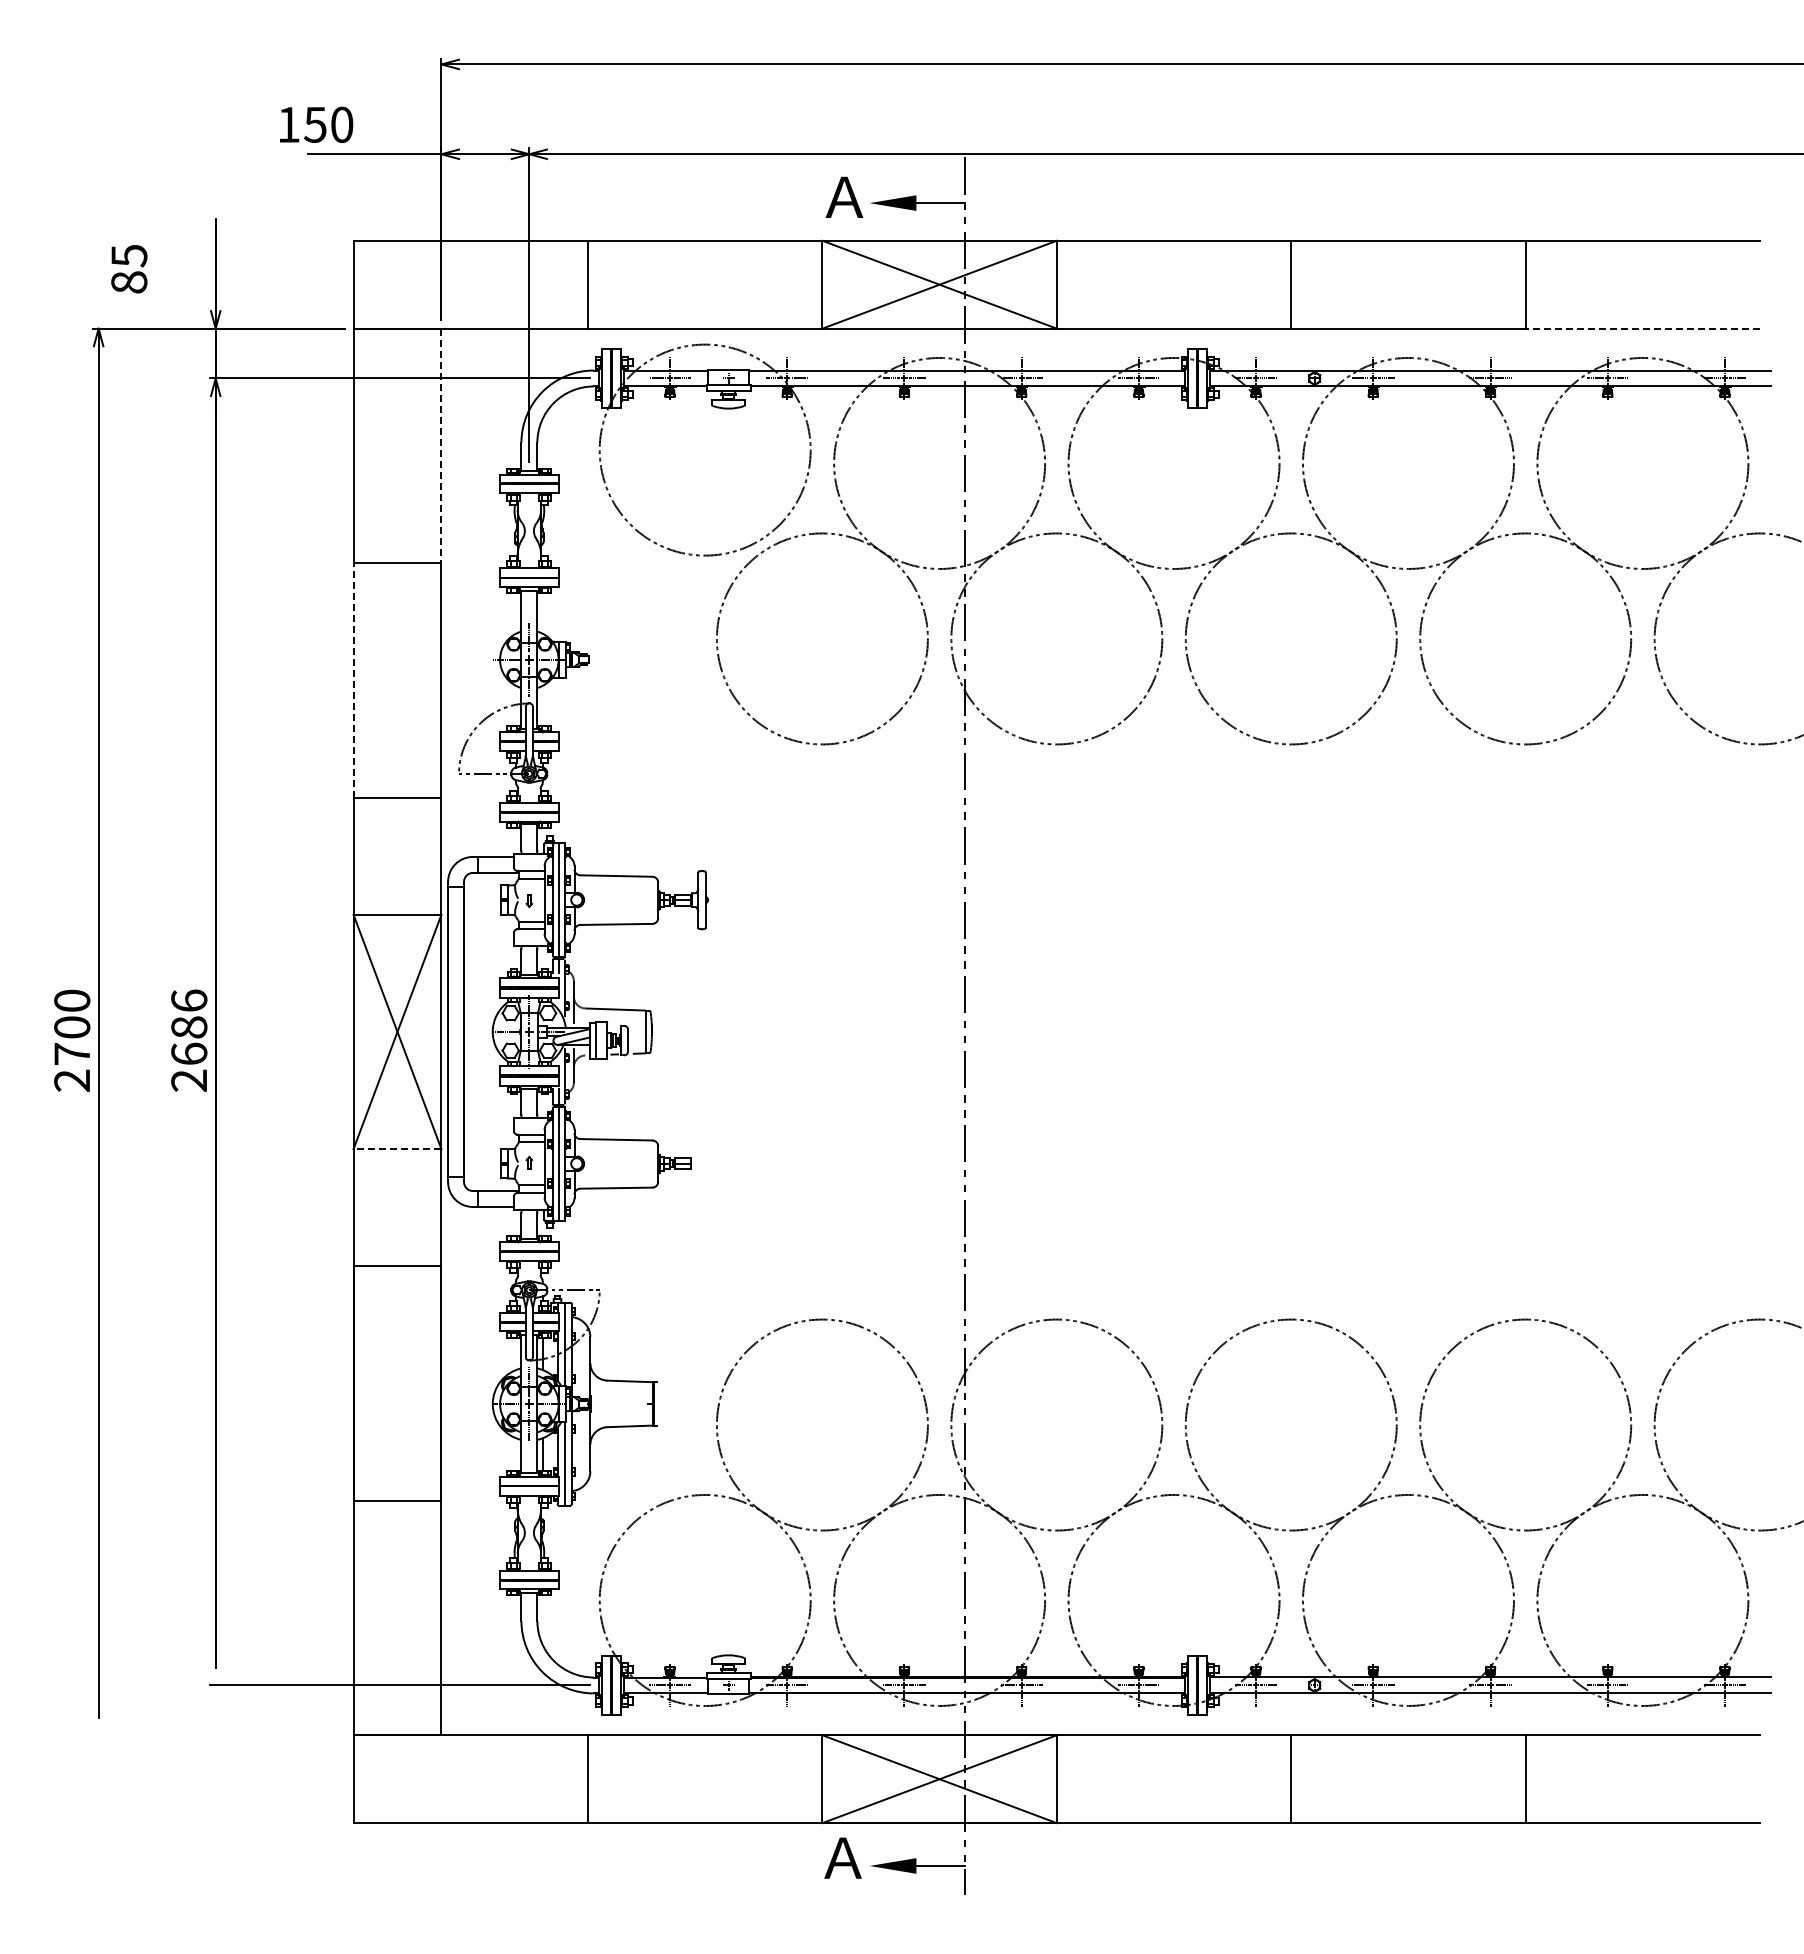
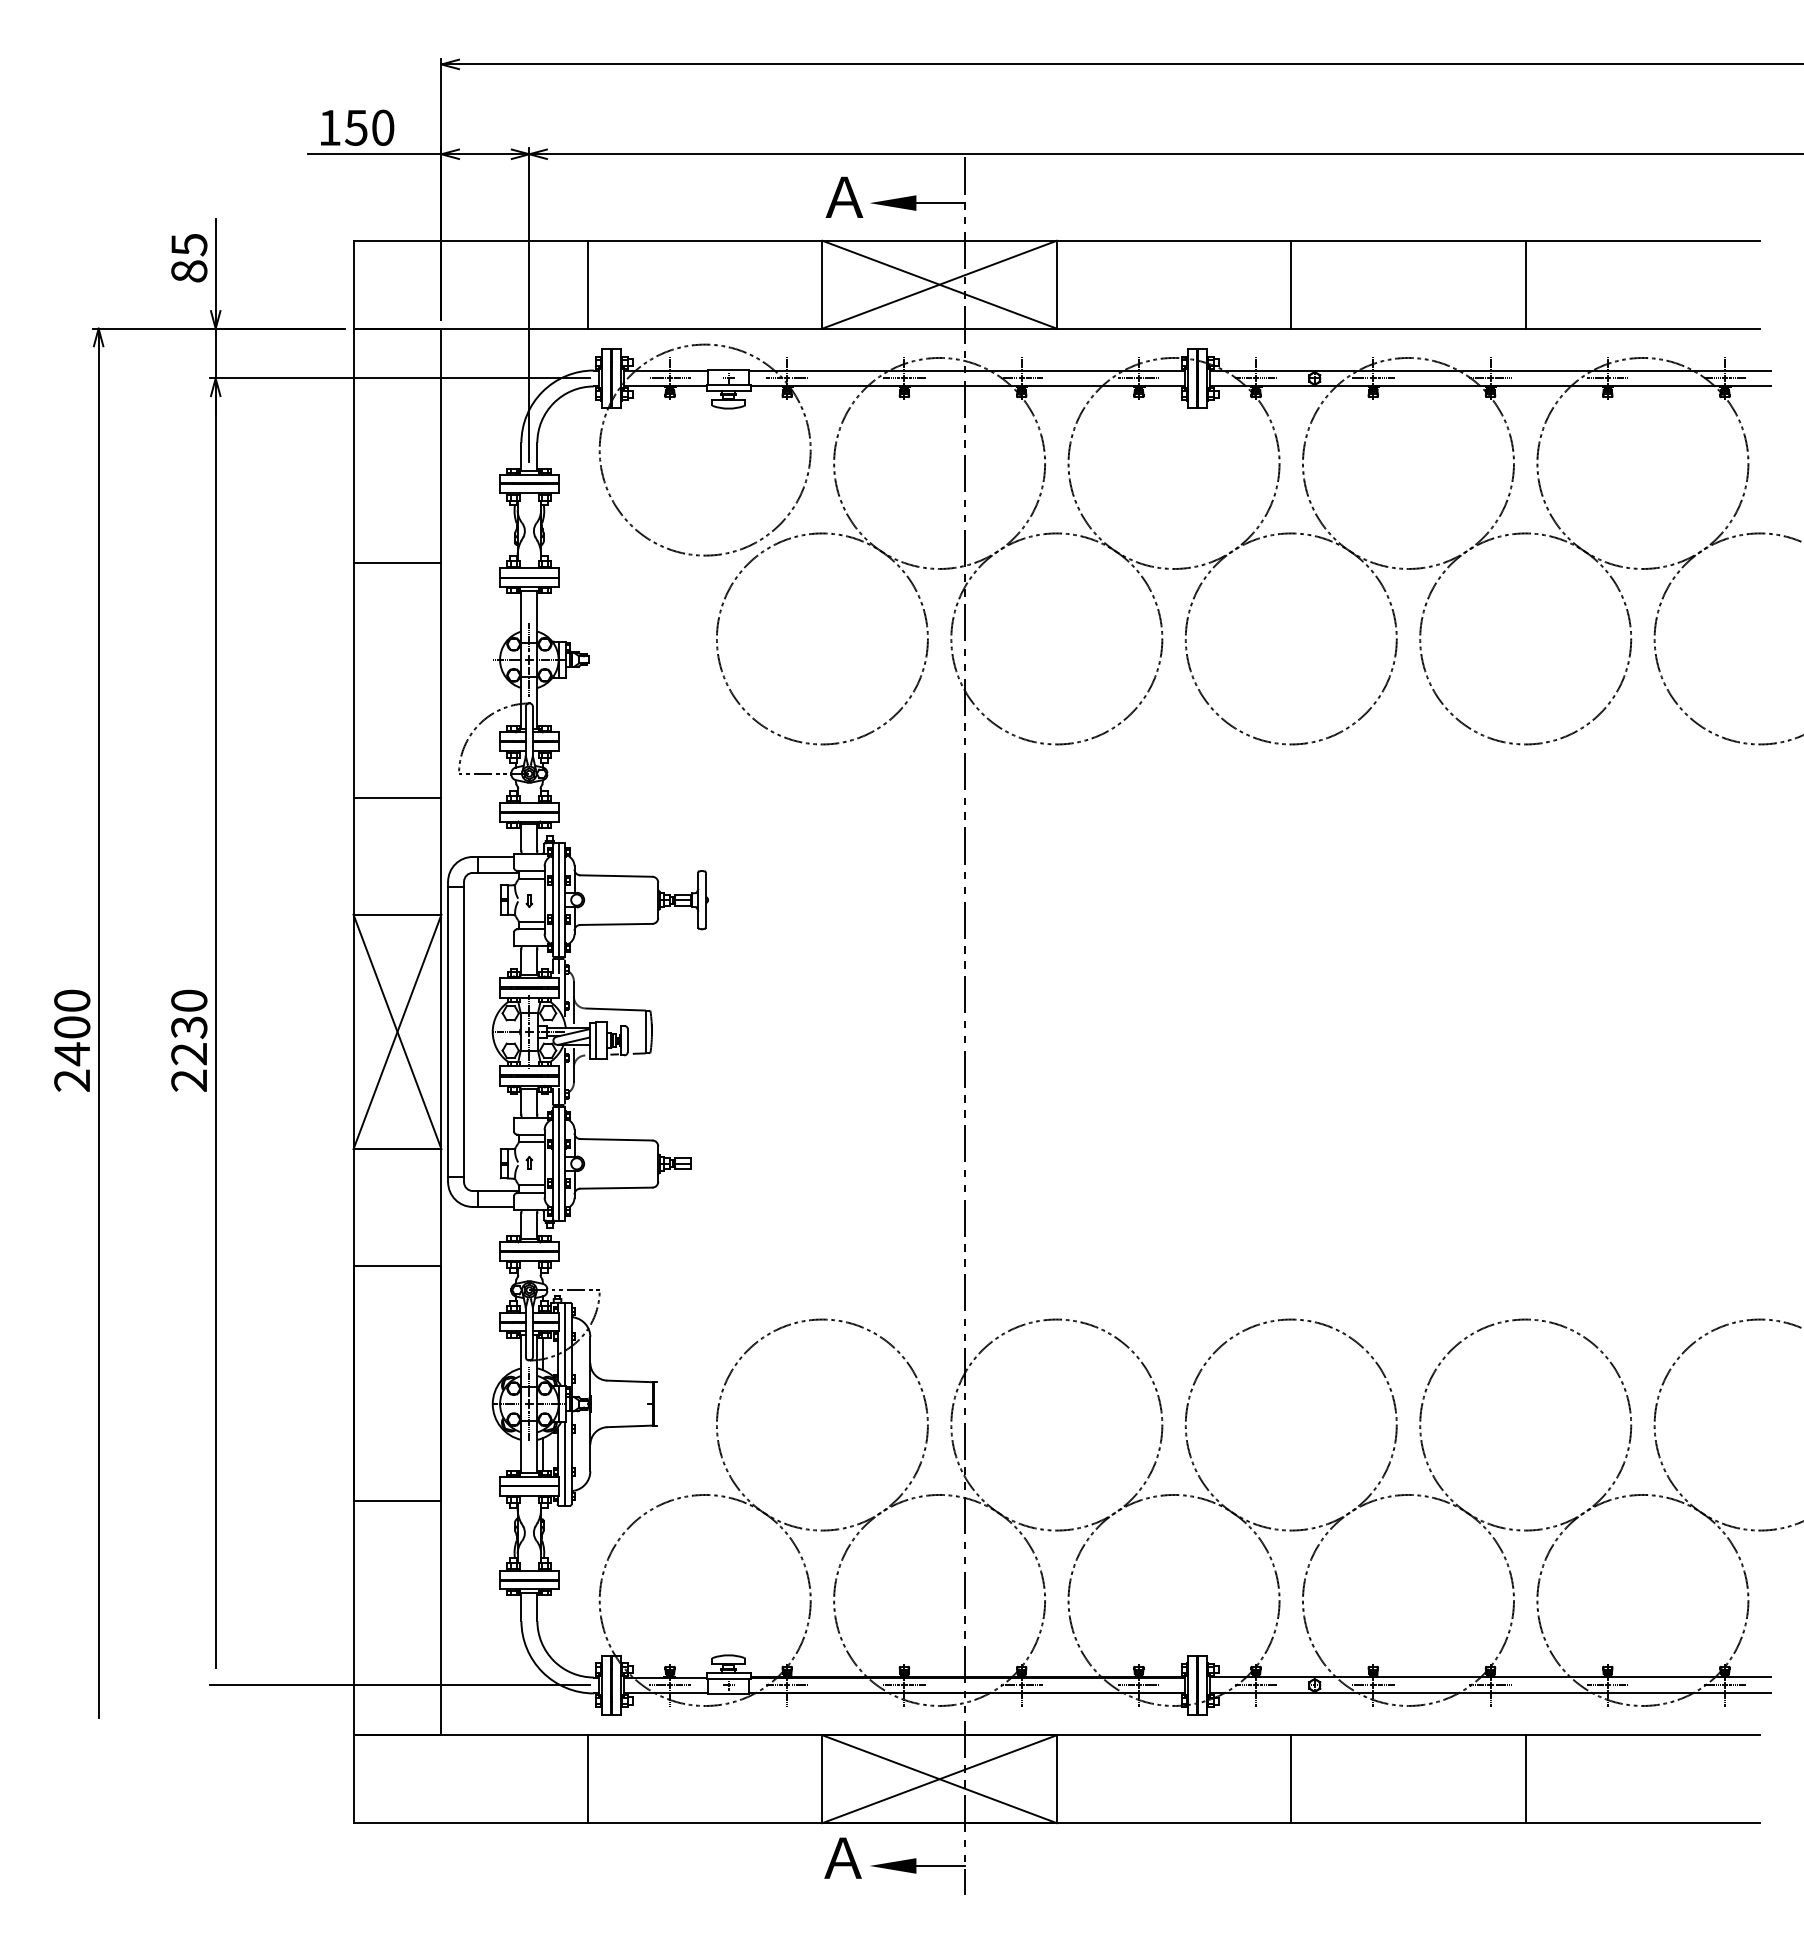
text position: (316, 124) -> (357, 127) (357, 127)
text position: (129, 269) -> (189, 258) (189, 258)
line: dashed -> solid (1642, 328)
line: dashed -> solid (441, 446)
line: dashed -> solid (353, 679)
text: 2686 -> 2230 (189, 1027)
text: 2700 -> 2400 (71, 1054)
line: dashed -> solid (397, 1149)
